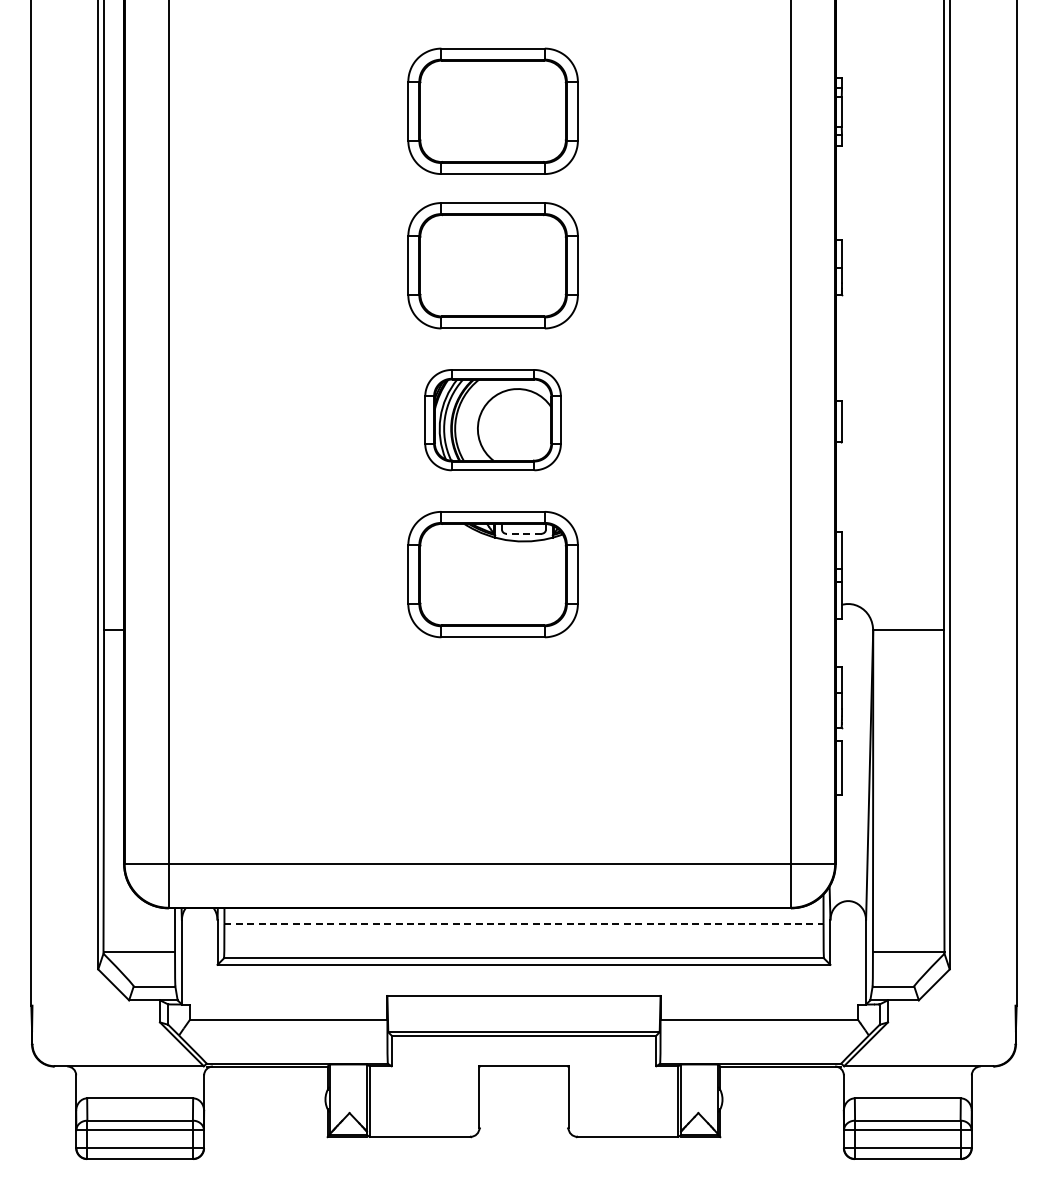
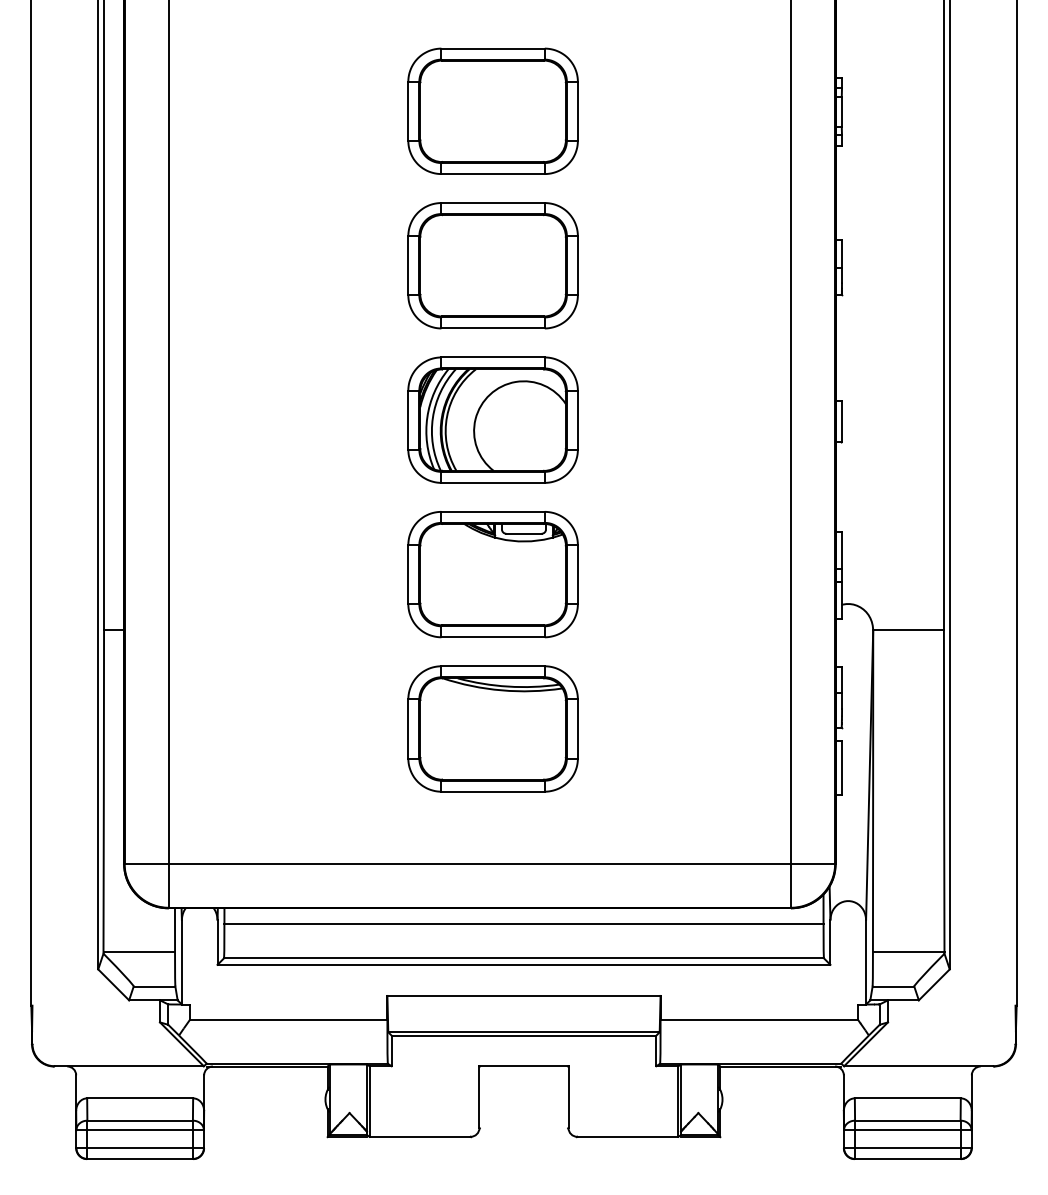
part size: 138x103 px -> 172x128 px (492, 419)
line: dashed -> solid (524, 533)
part: none -> present (492, 728)
line: dashed -> solid (524, 923)
